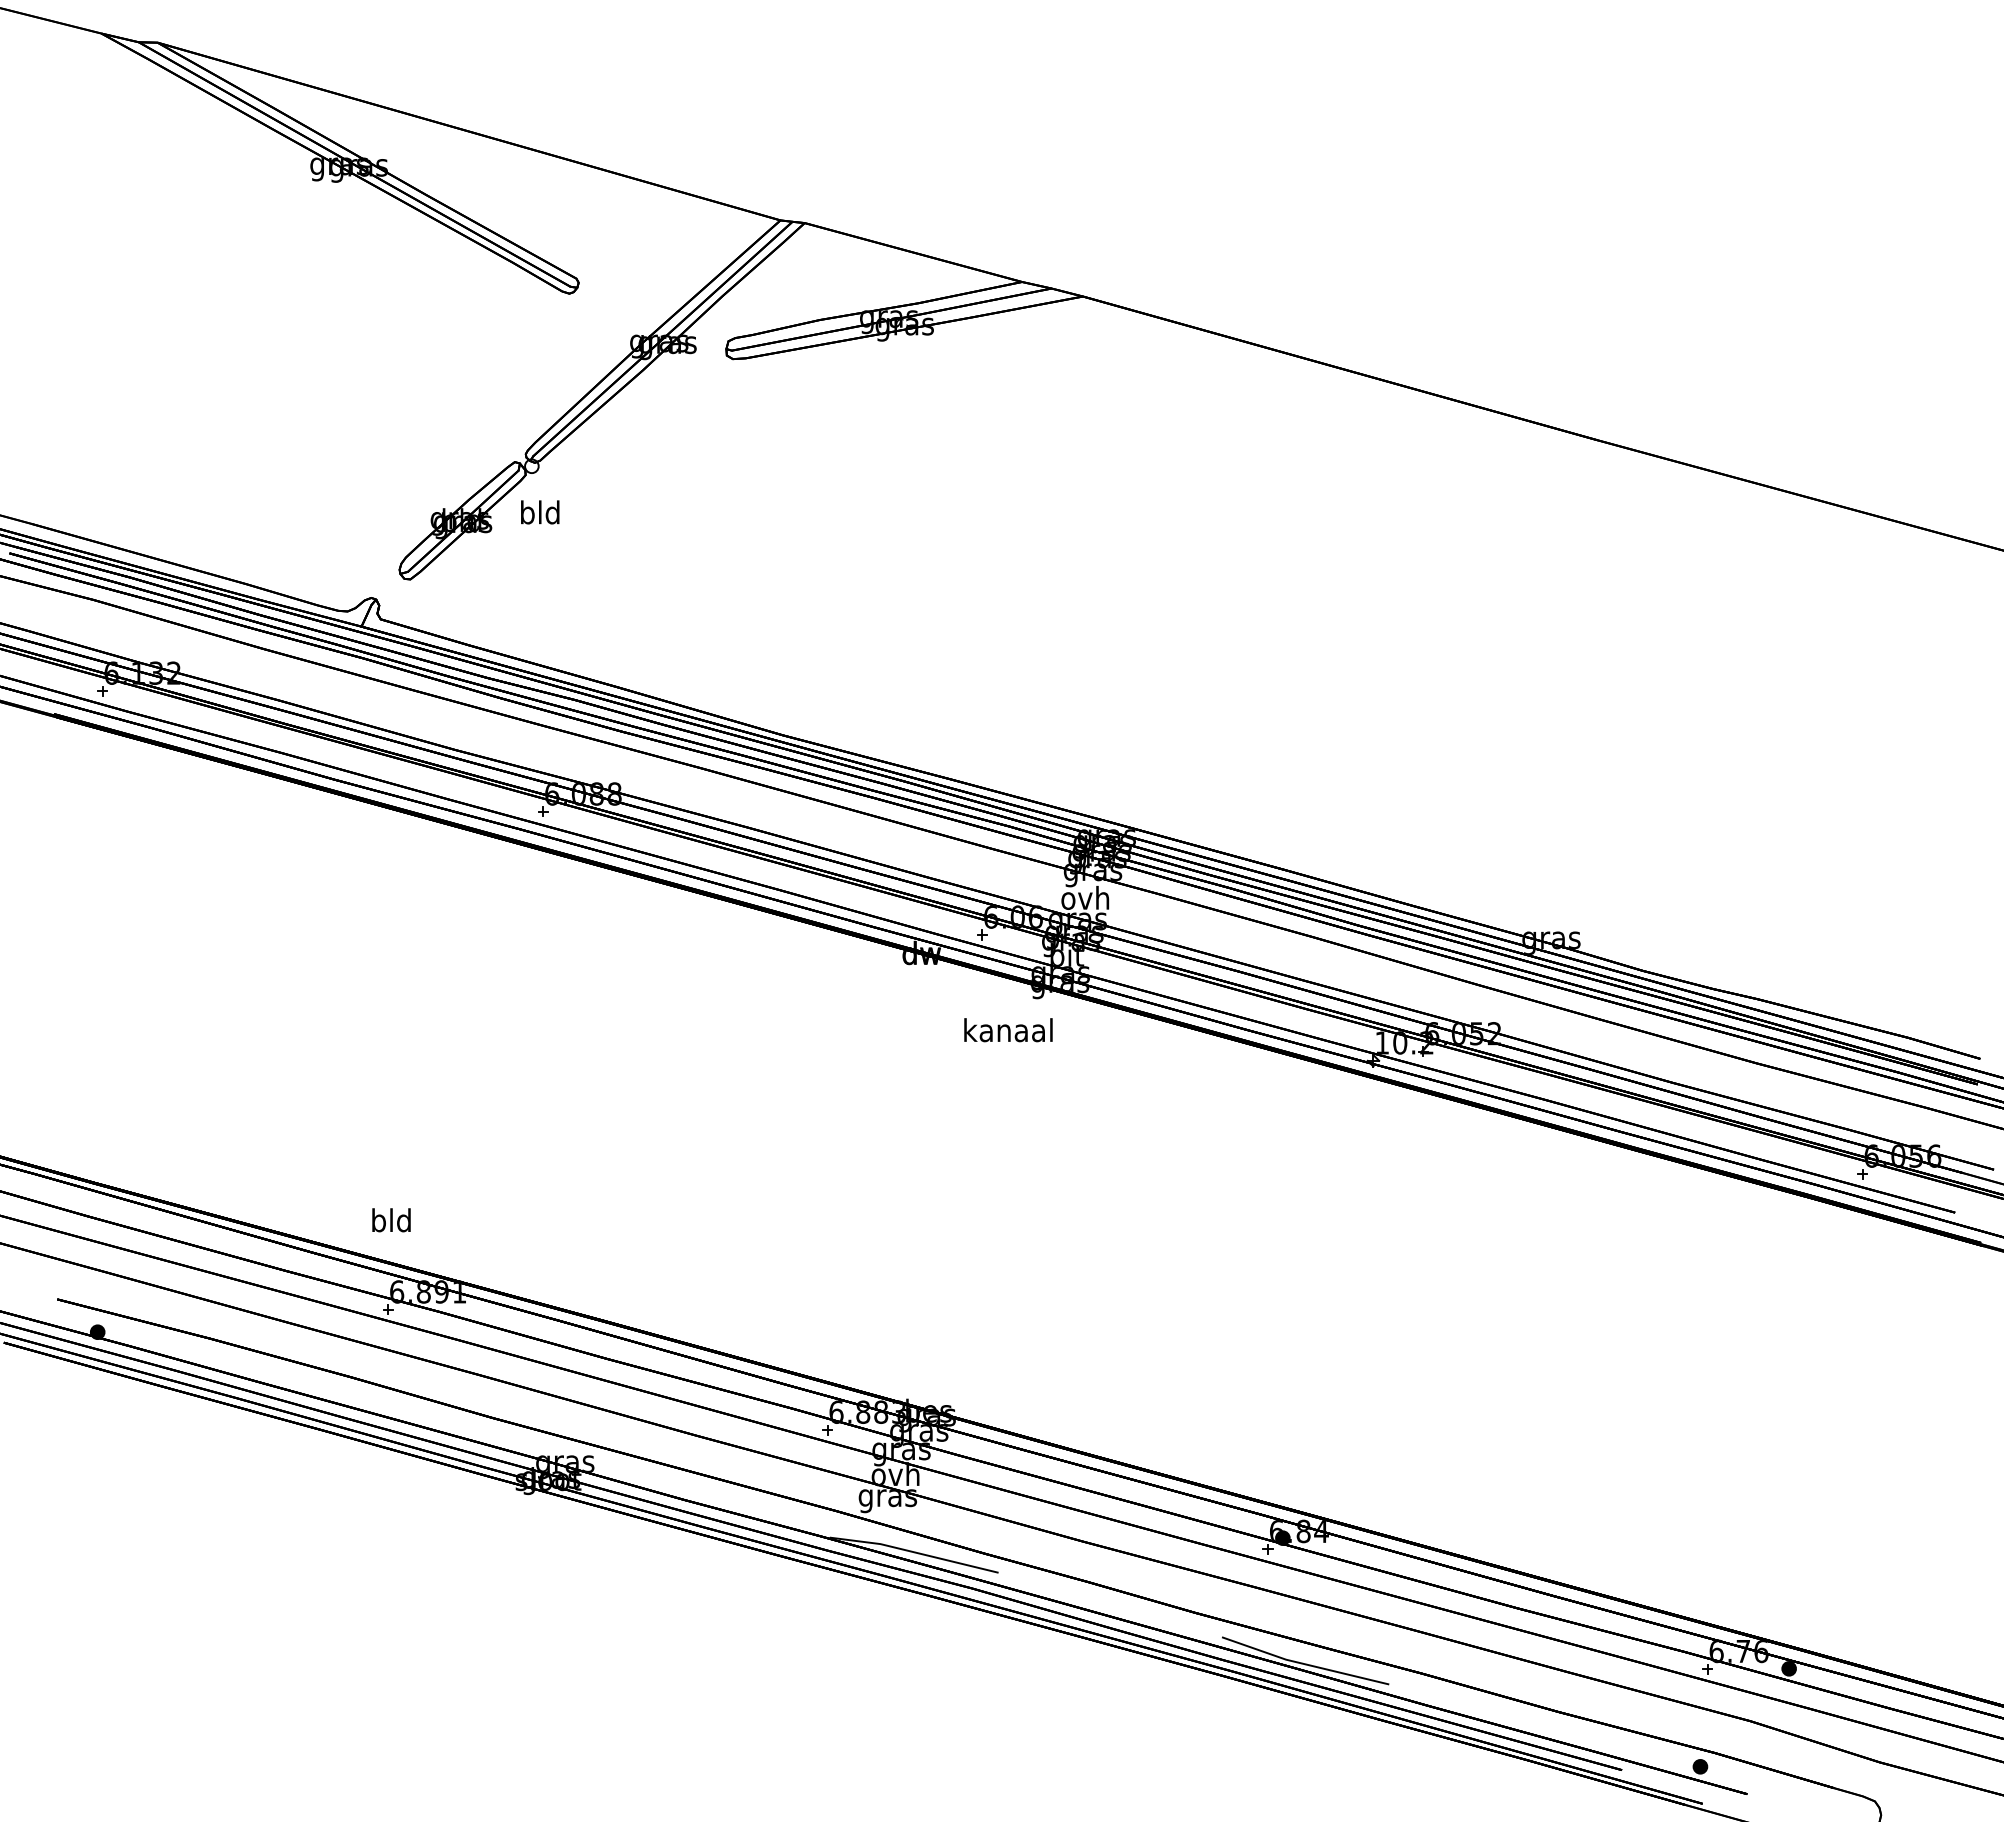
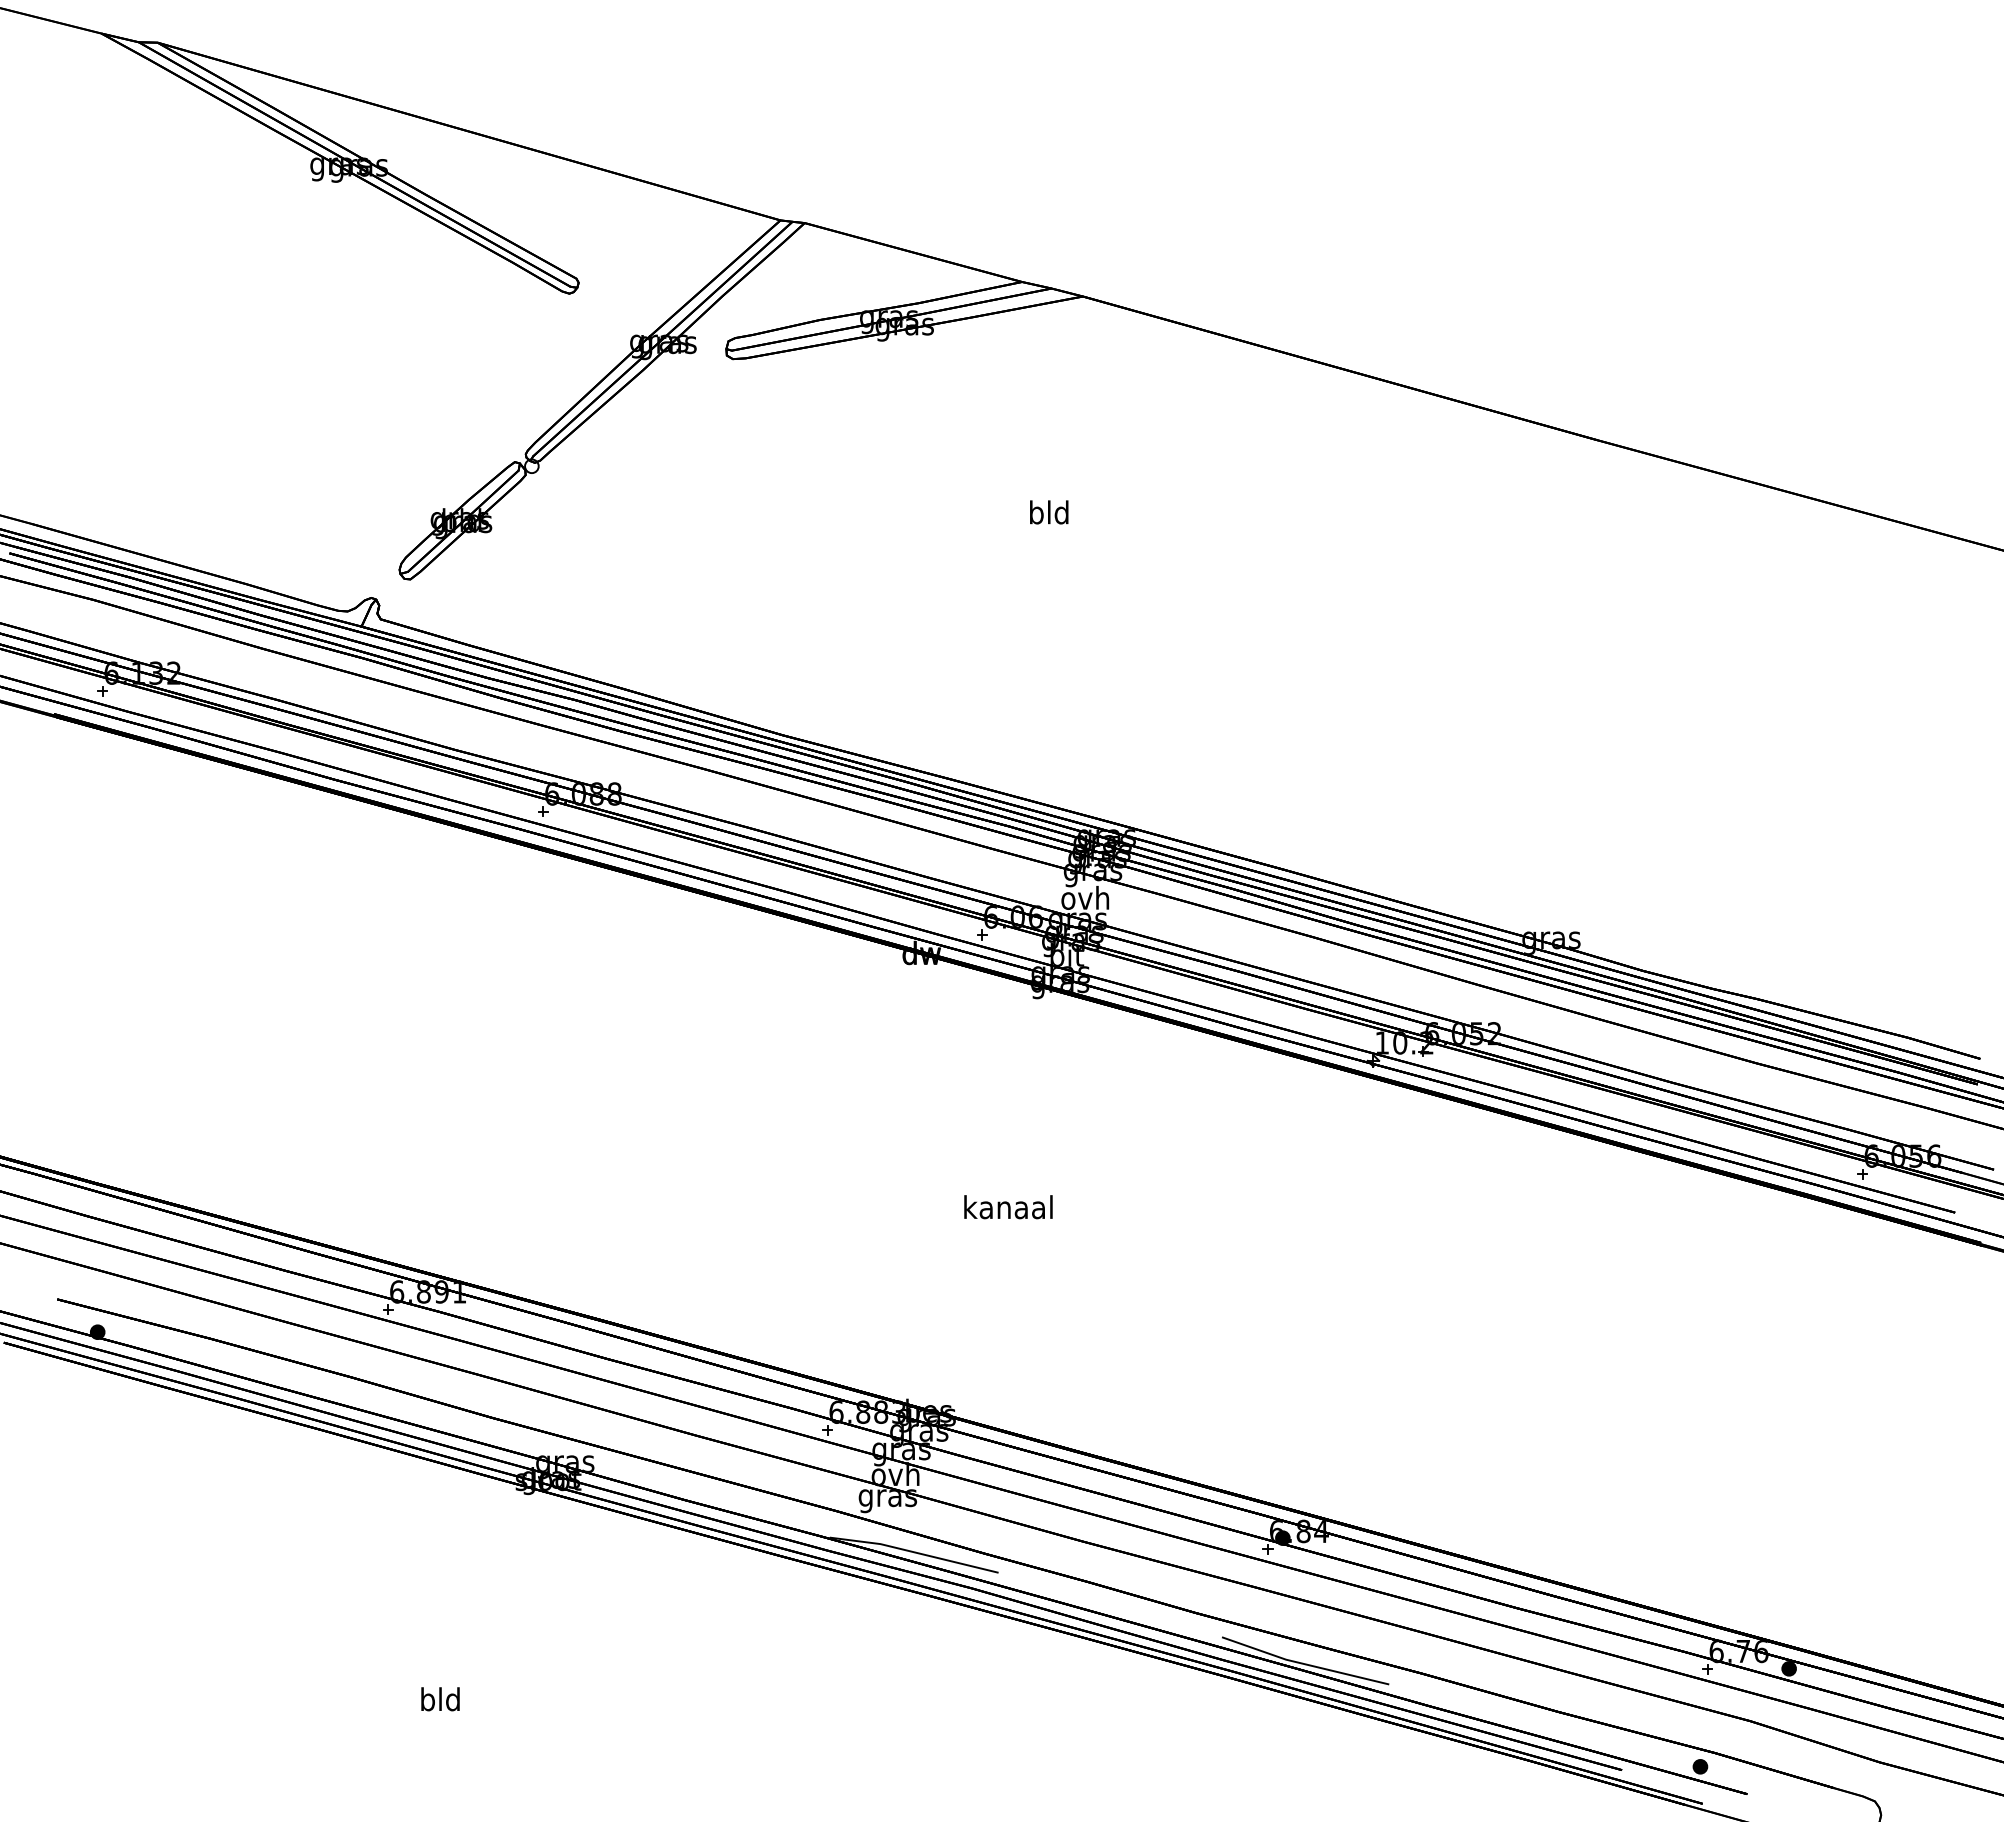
text position: (540, 512) -> (1049, 512) (1049, 512)
text position: (1008, 1030) -> (1008, 1207) (1008, 1207)
text position: (391, 1220) -> (440, 1699) (440, 1699)
